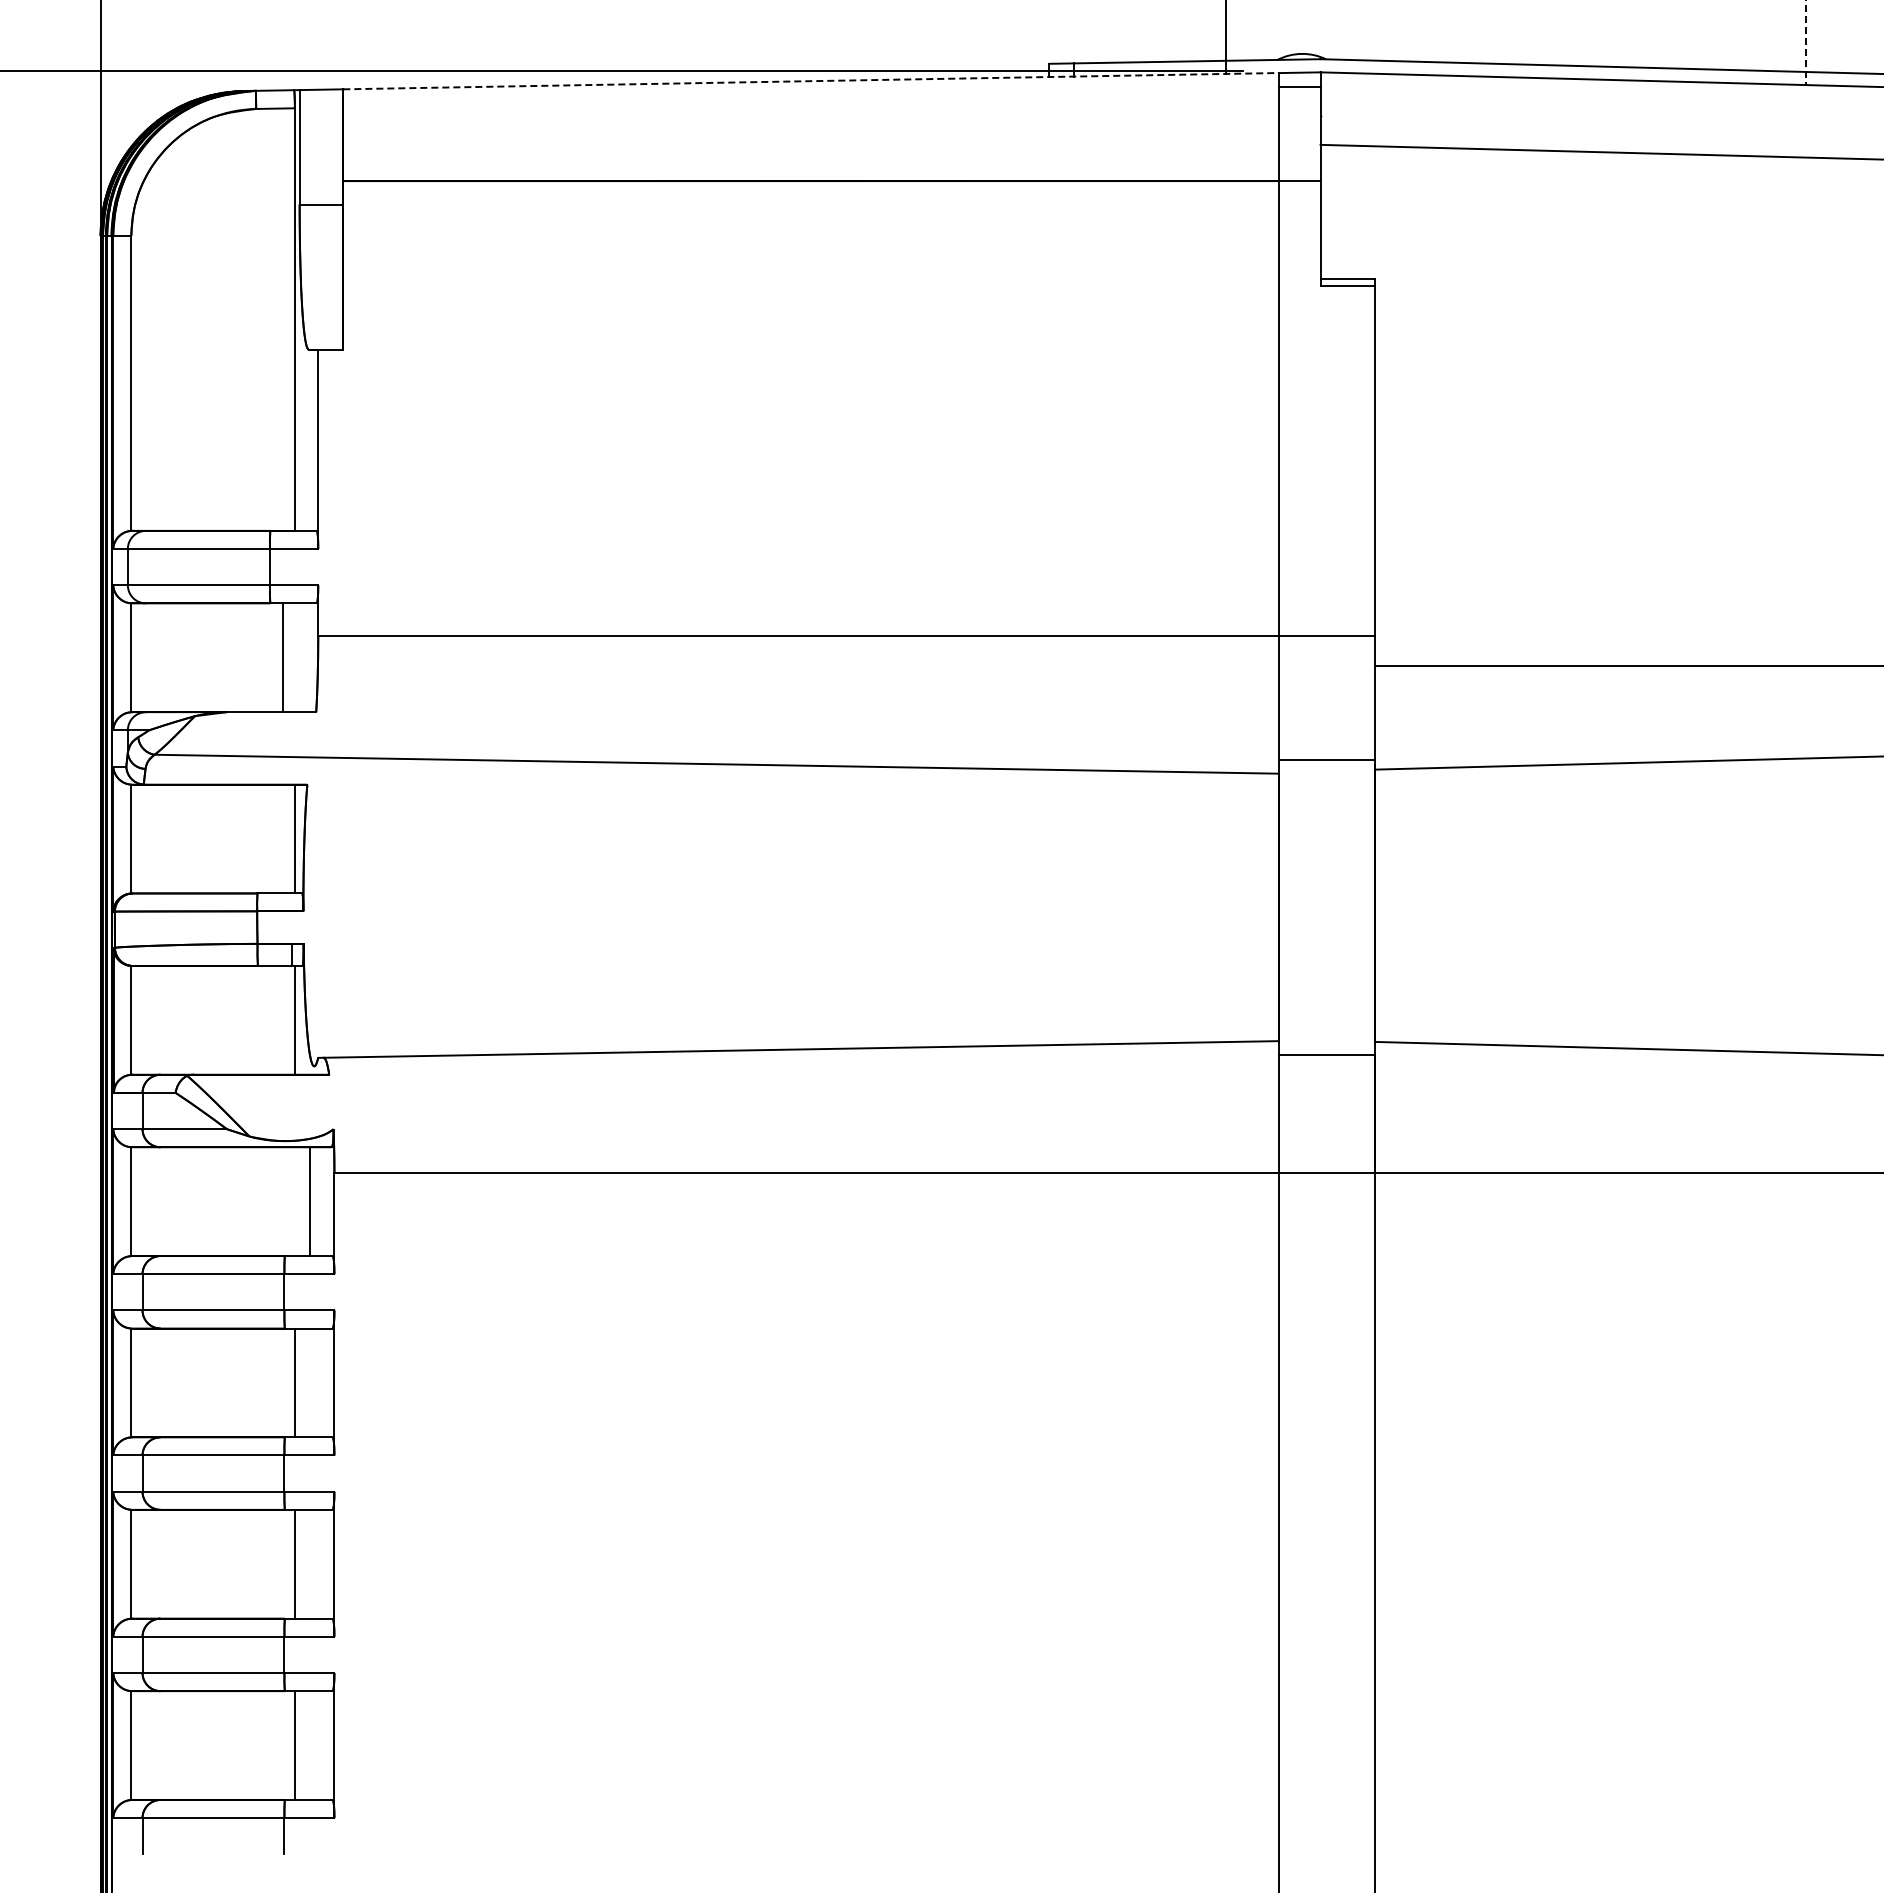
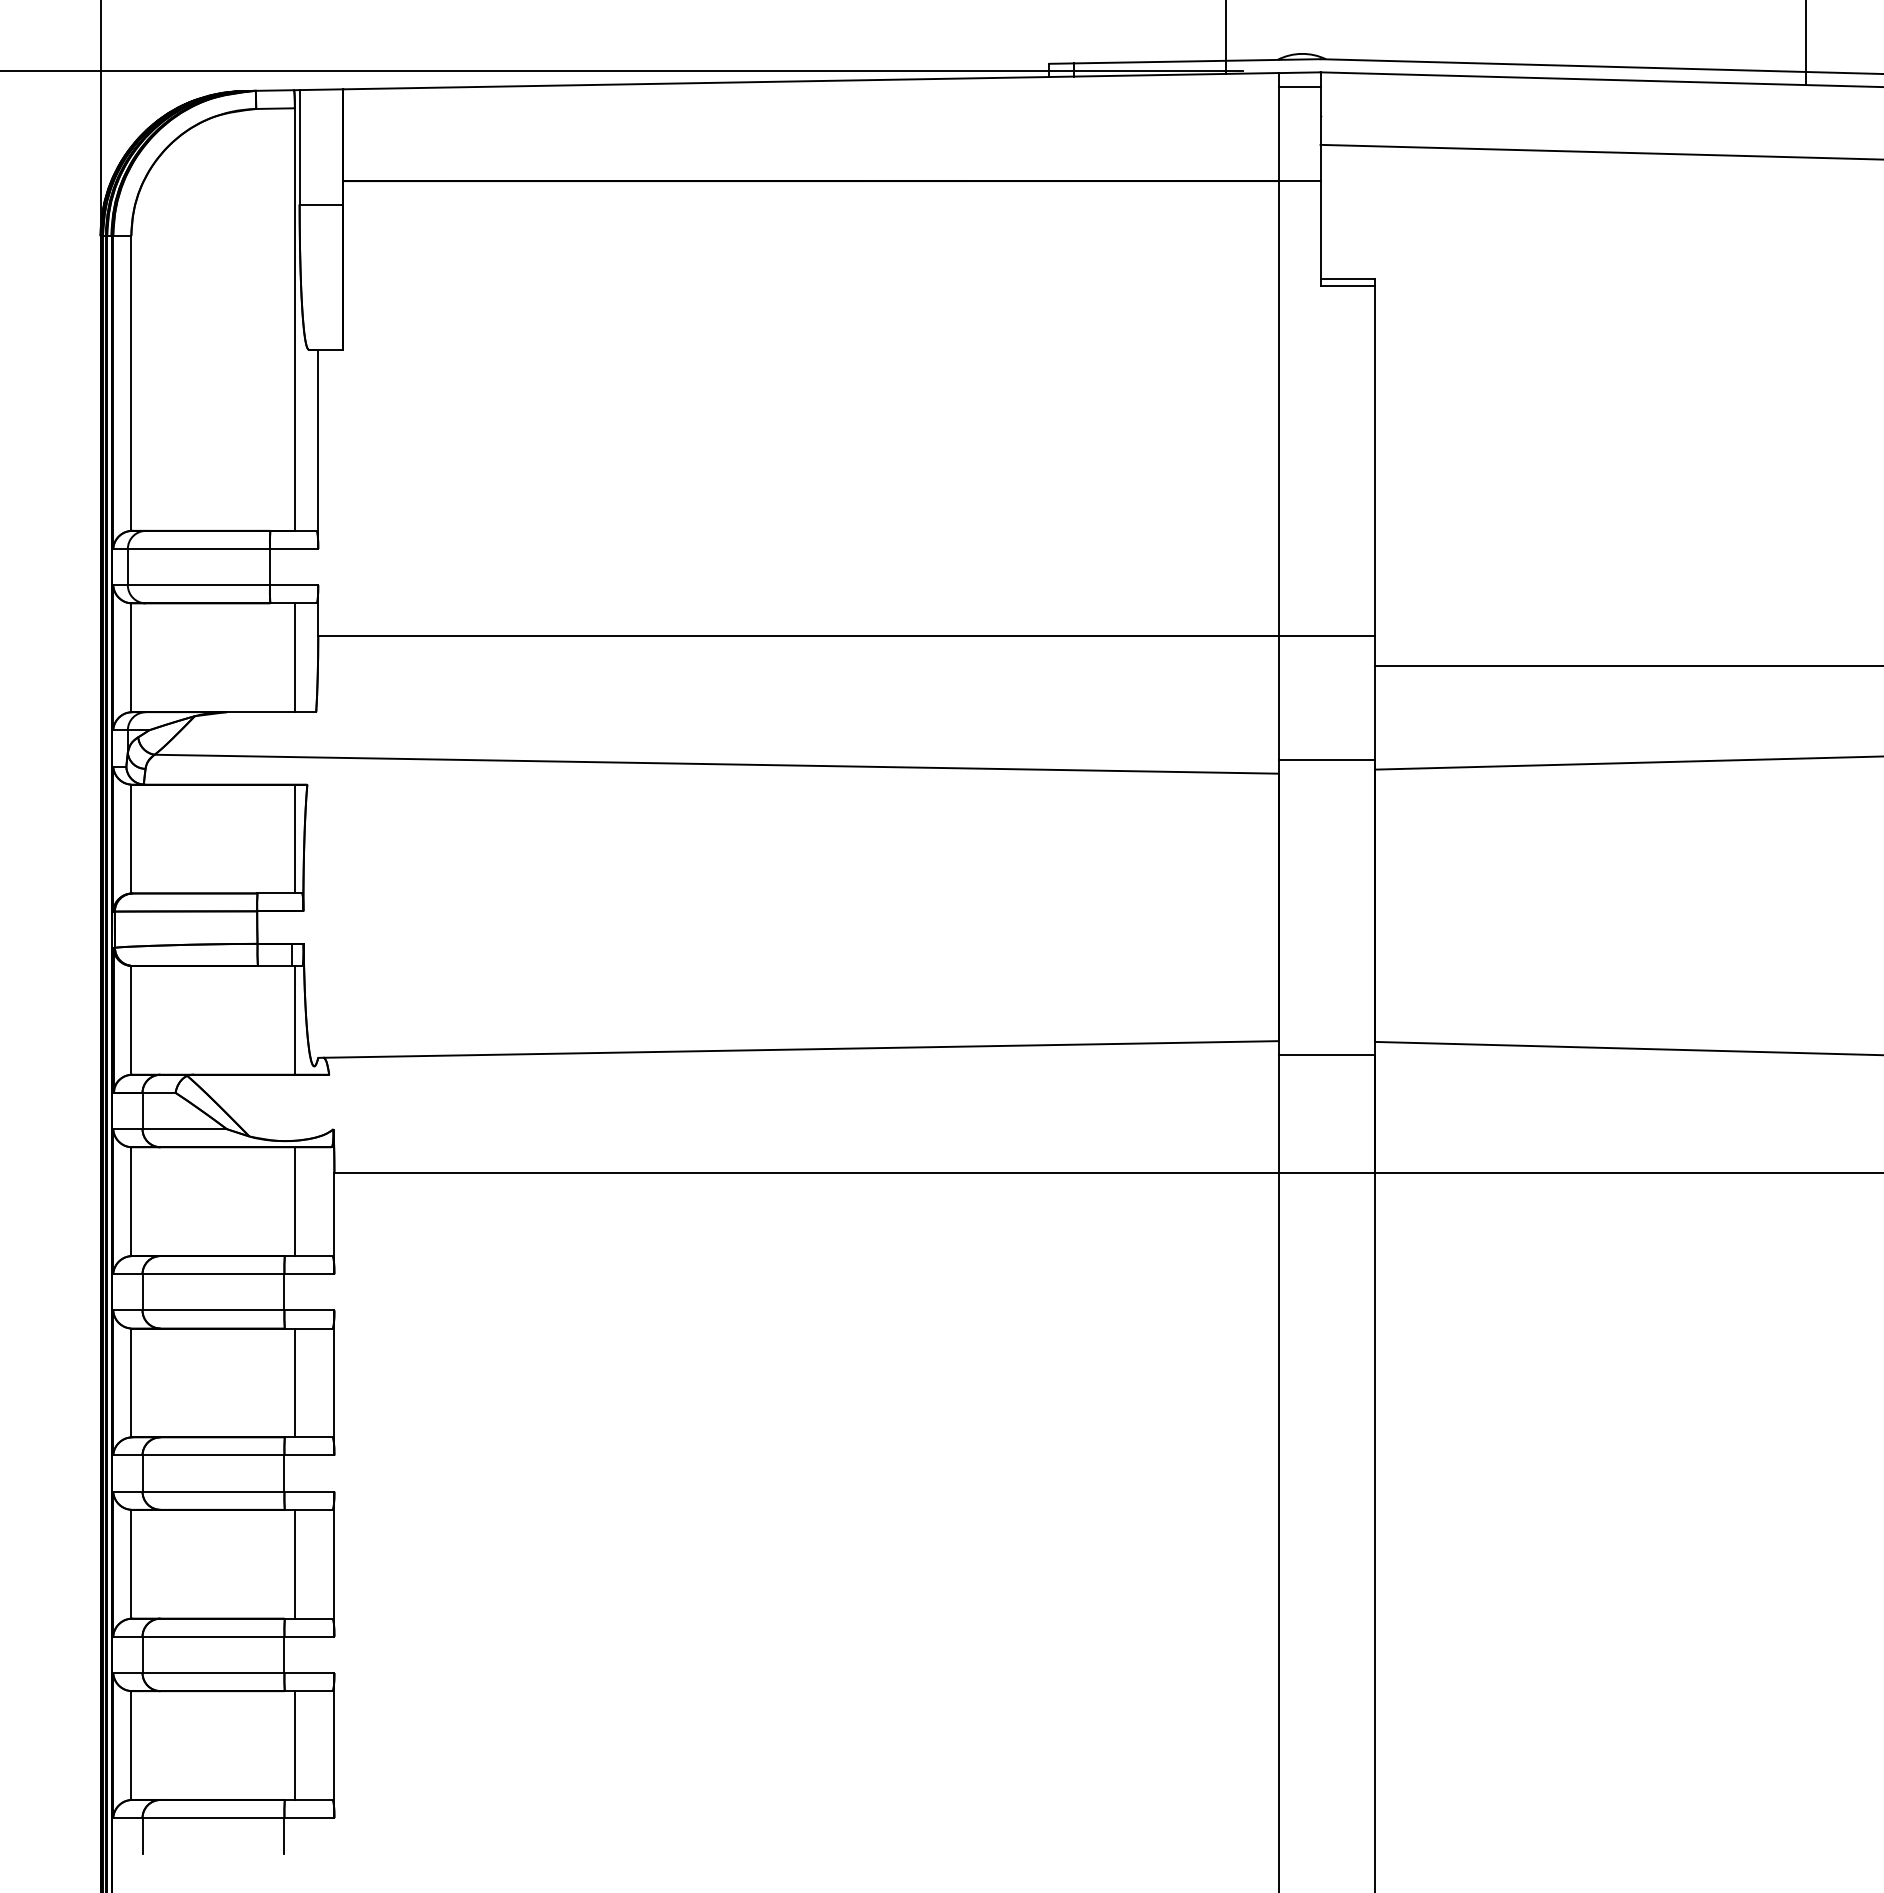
line: dashed -> solid (1806, 43)
line: dashed -> solid (811, 81)
line position: (282, 657) -> (294, 657) (294, 657)
line position: (309, 1201) -> (294, 1201) (294, 1201)
